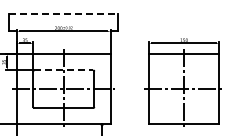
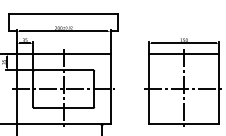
line: dashed -> solid (63, 13)
line: dashed -> solid (63, 70)
